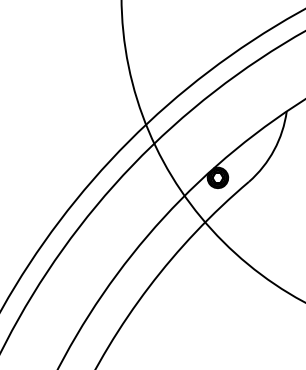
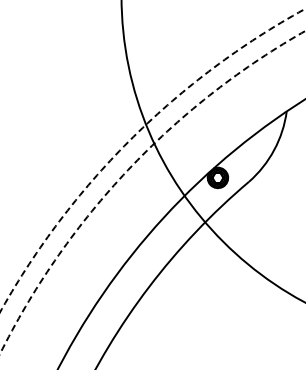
arc: solid -> dashed (129, 140)
arc: solid -> dashed (128, 169)
